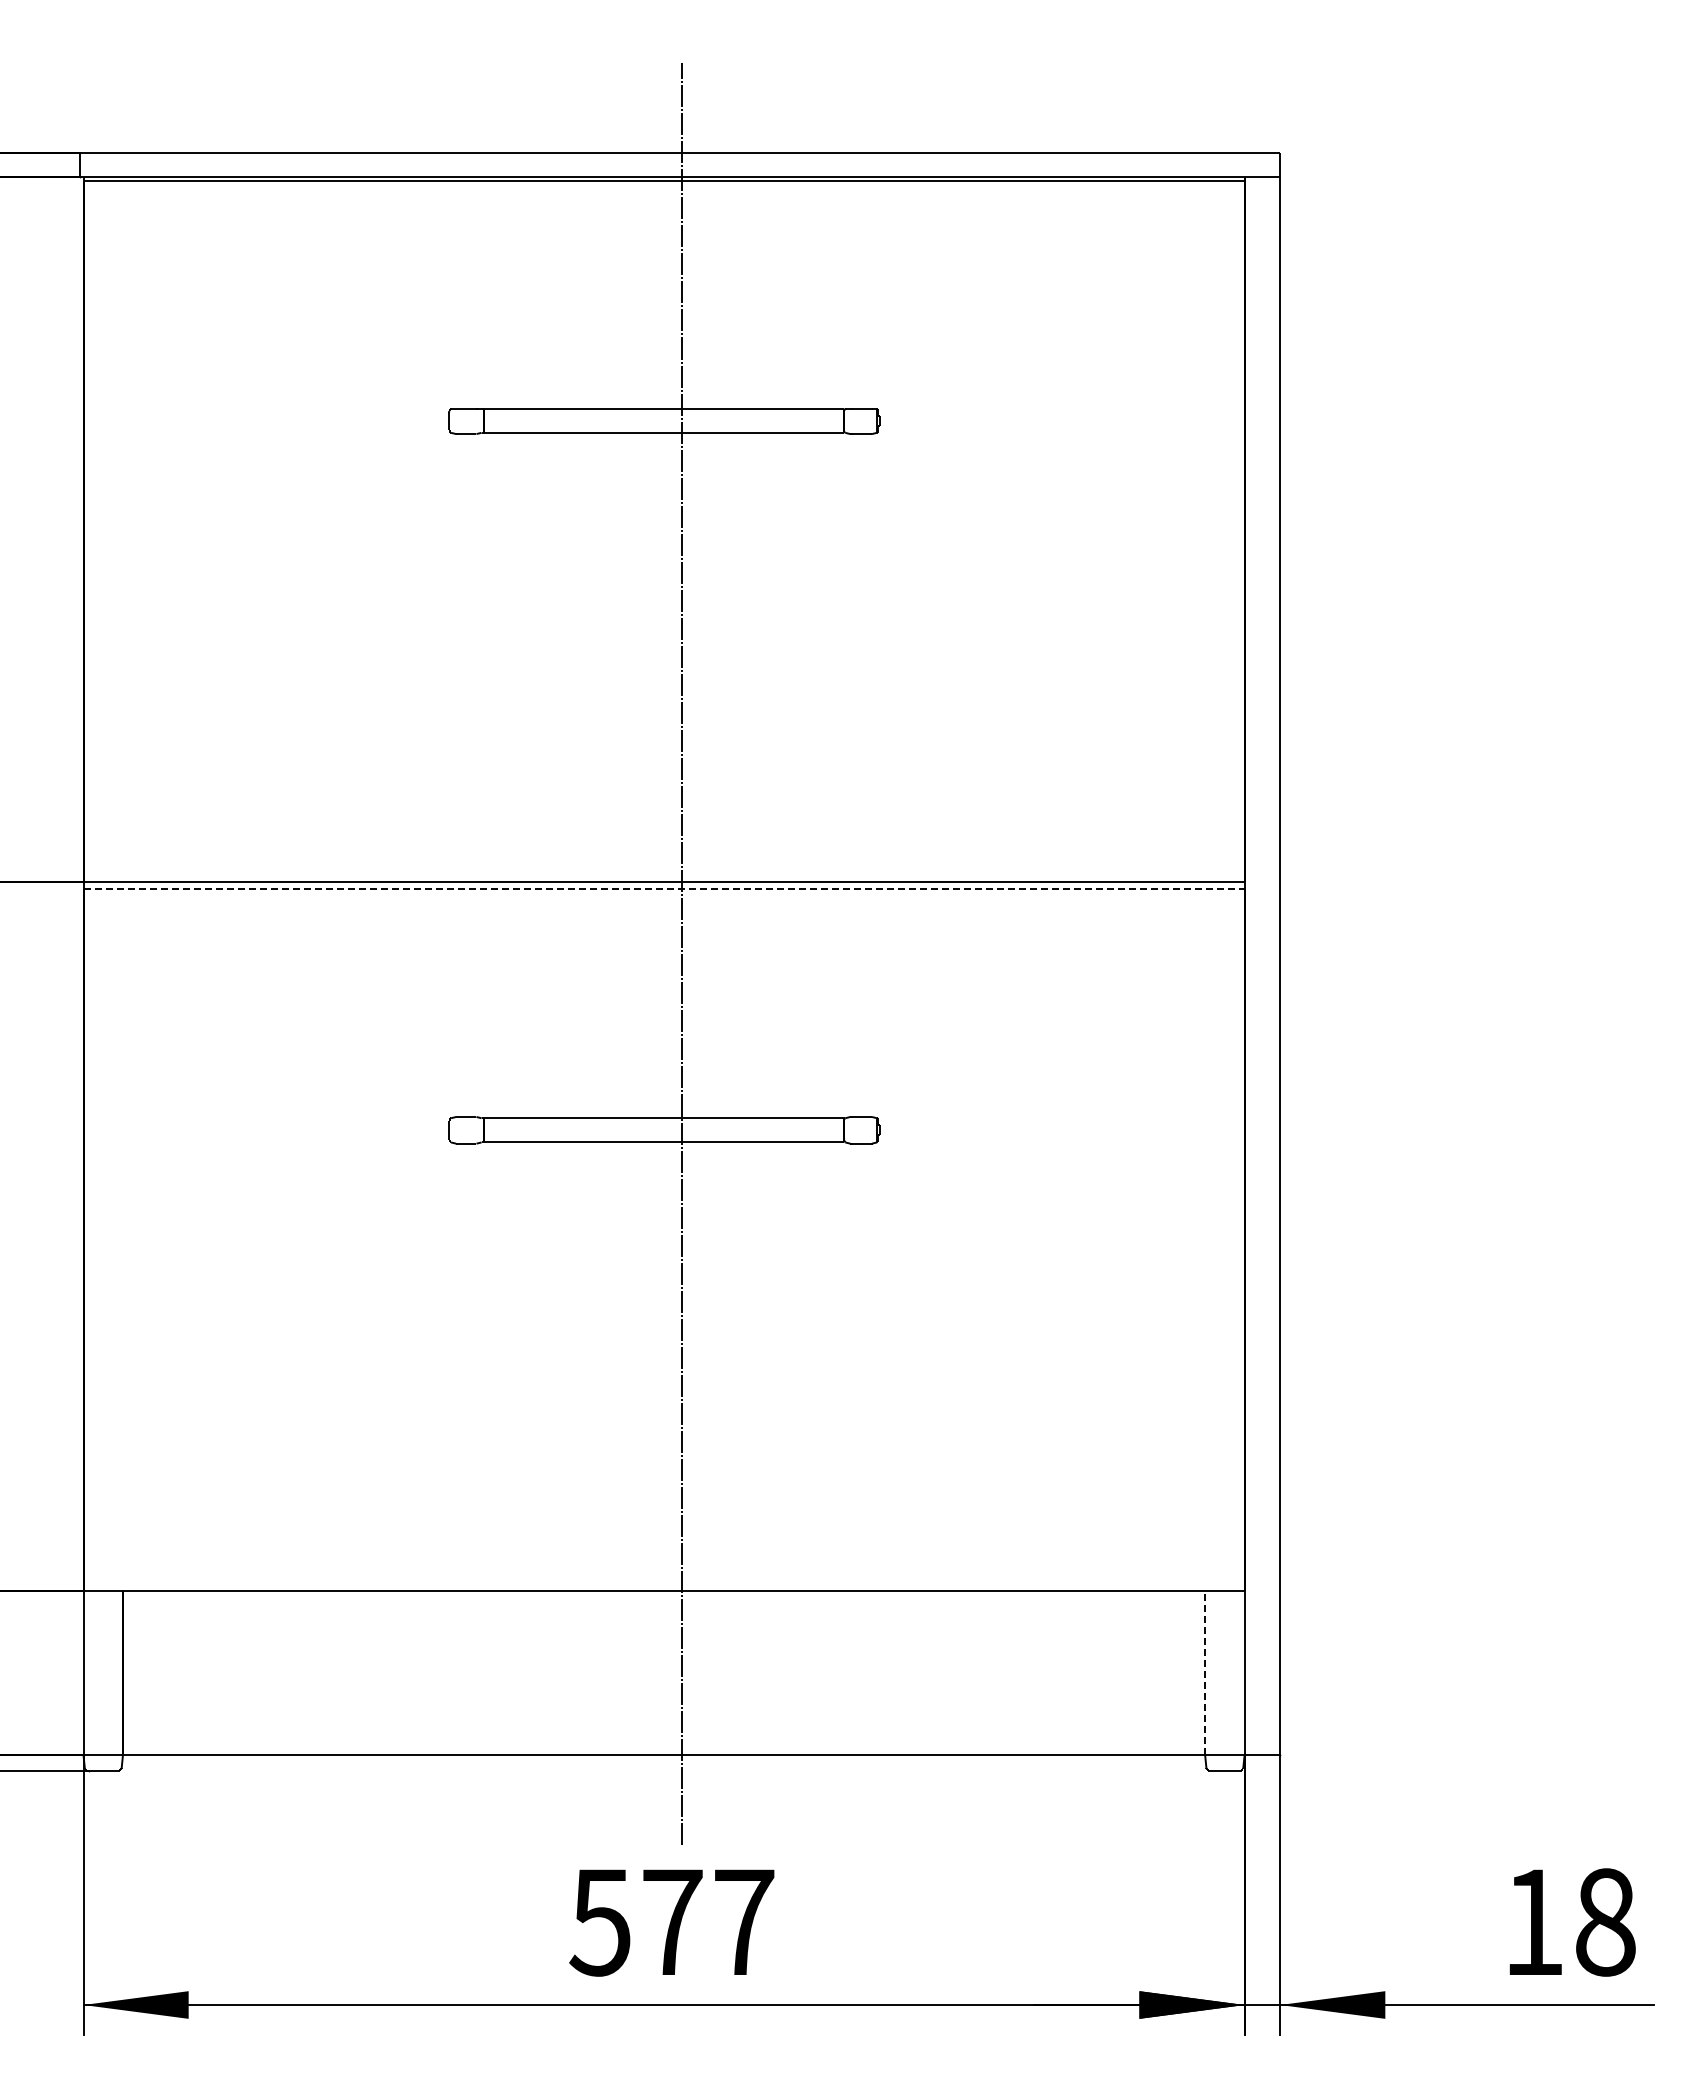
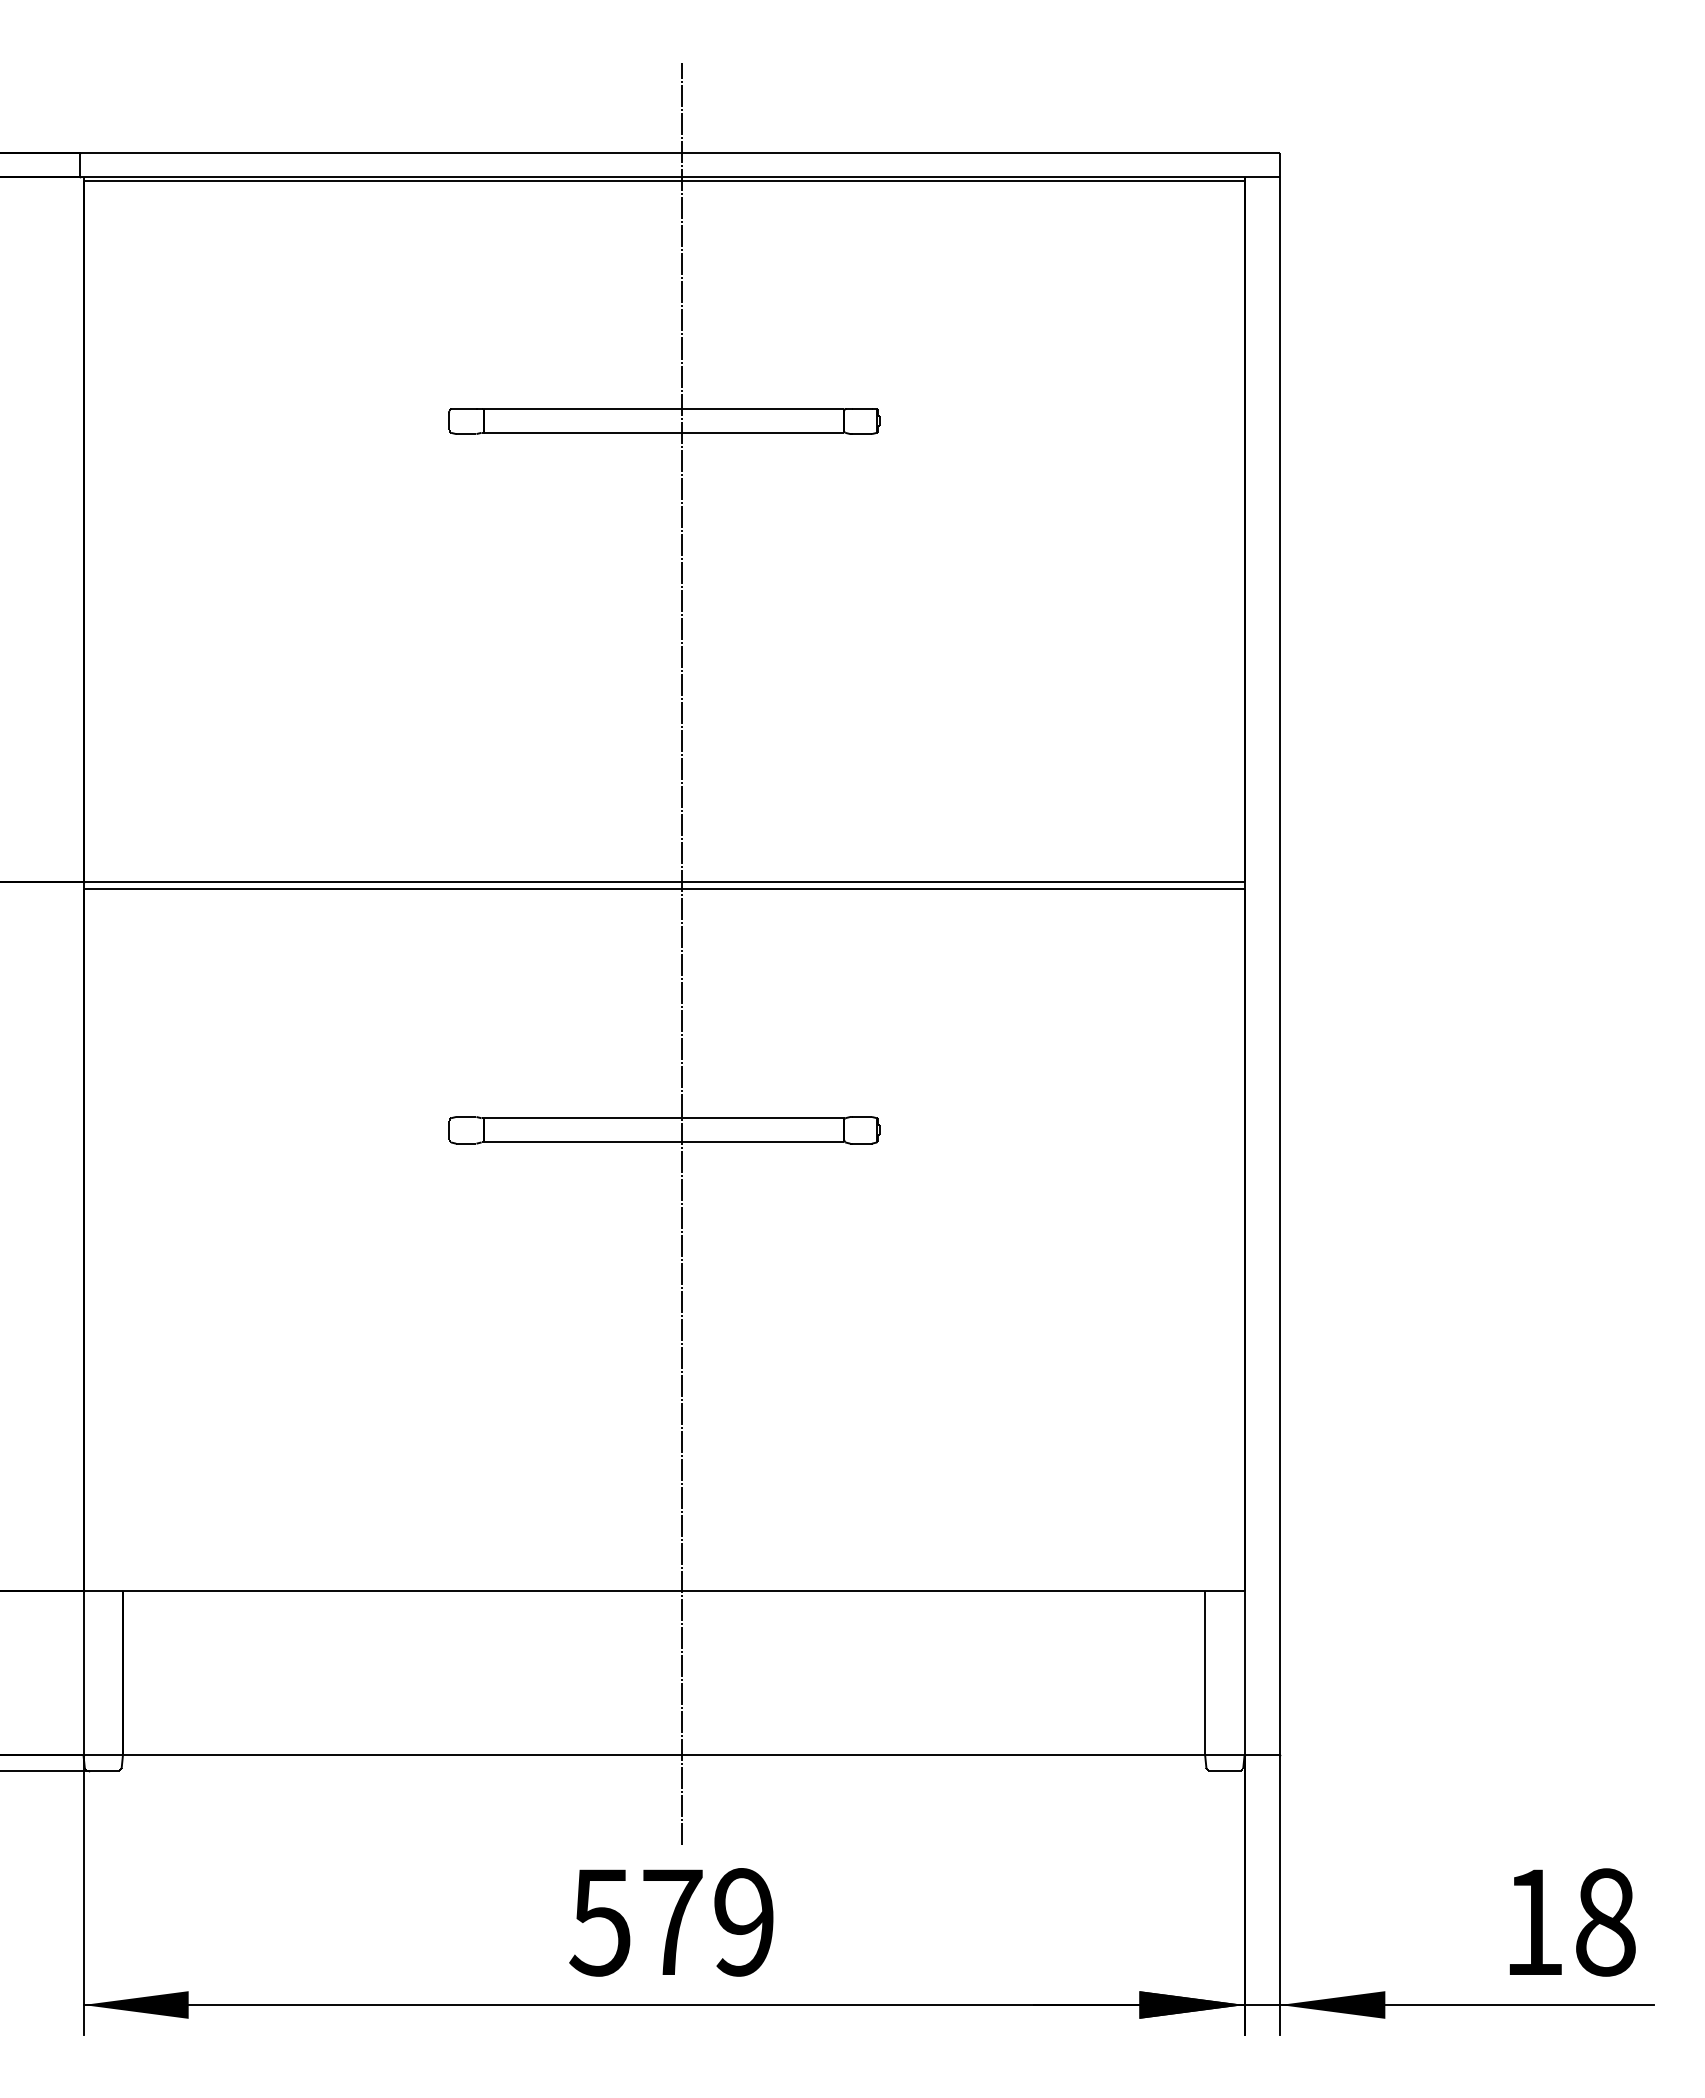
line: dashed -> solid (664, 889)
line: dashed -> solid (1205, 1672)
text: 577 -> 579 (744, 1922)
